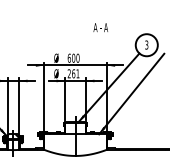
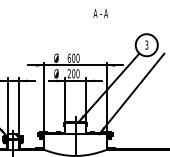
text position: (100, 27) -> (100, 13) (100, 13)
text: 261 -> 200 (75, 73)
